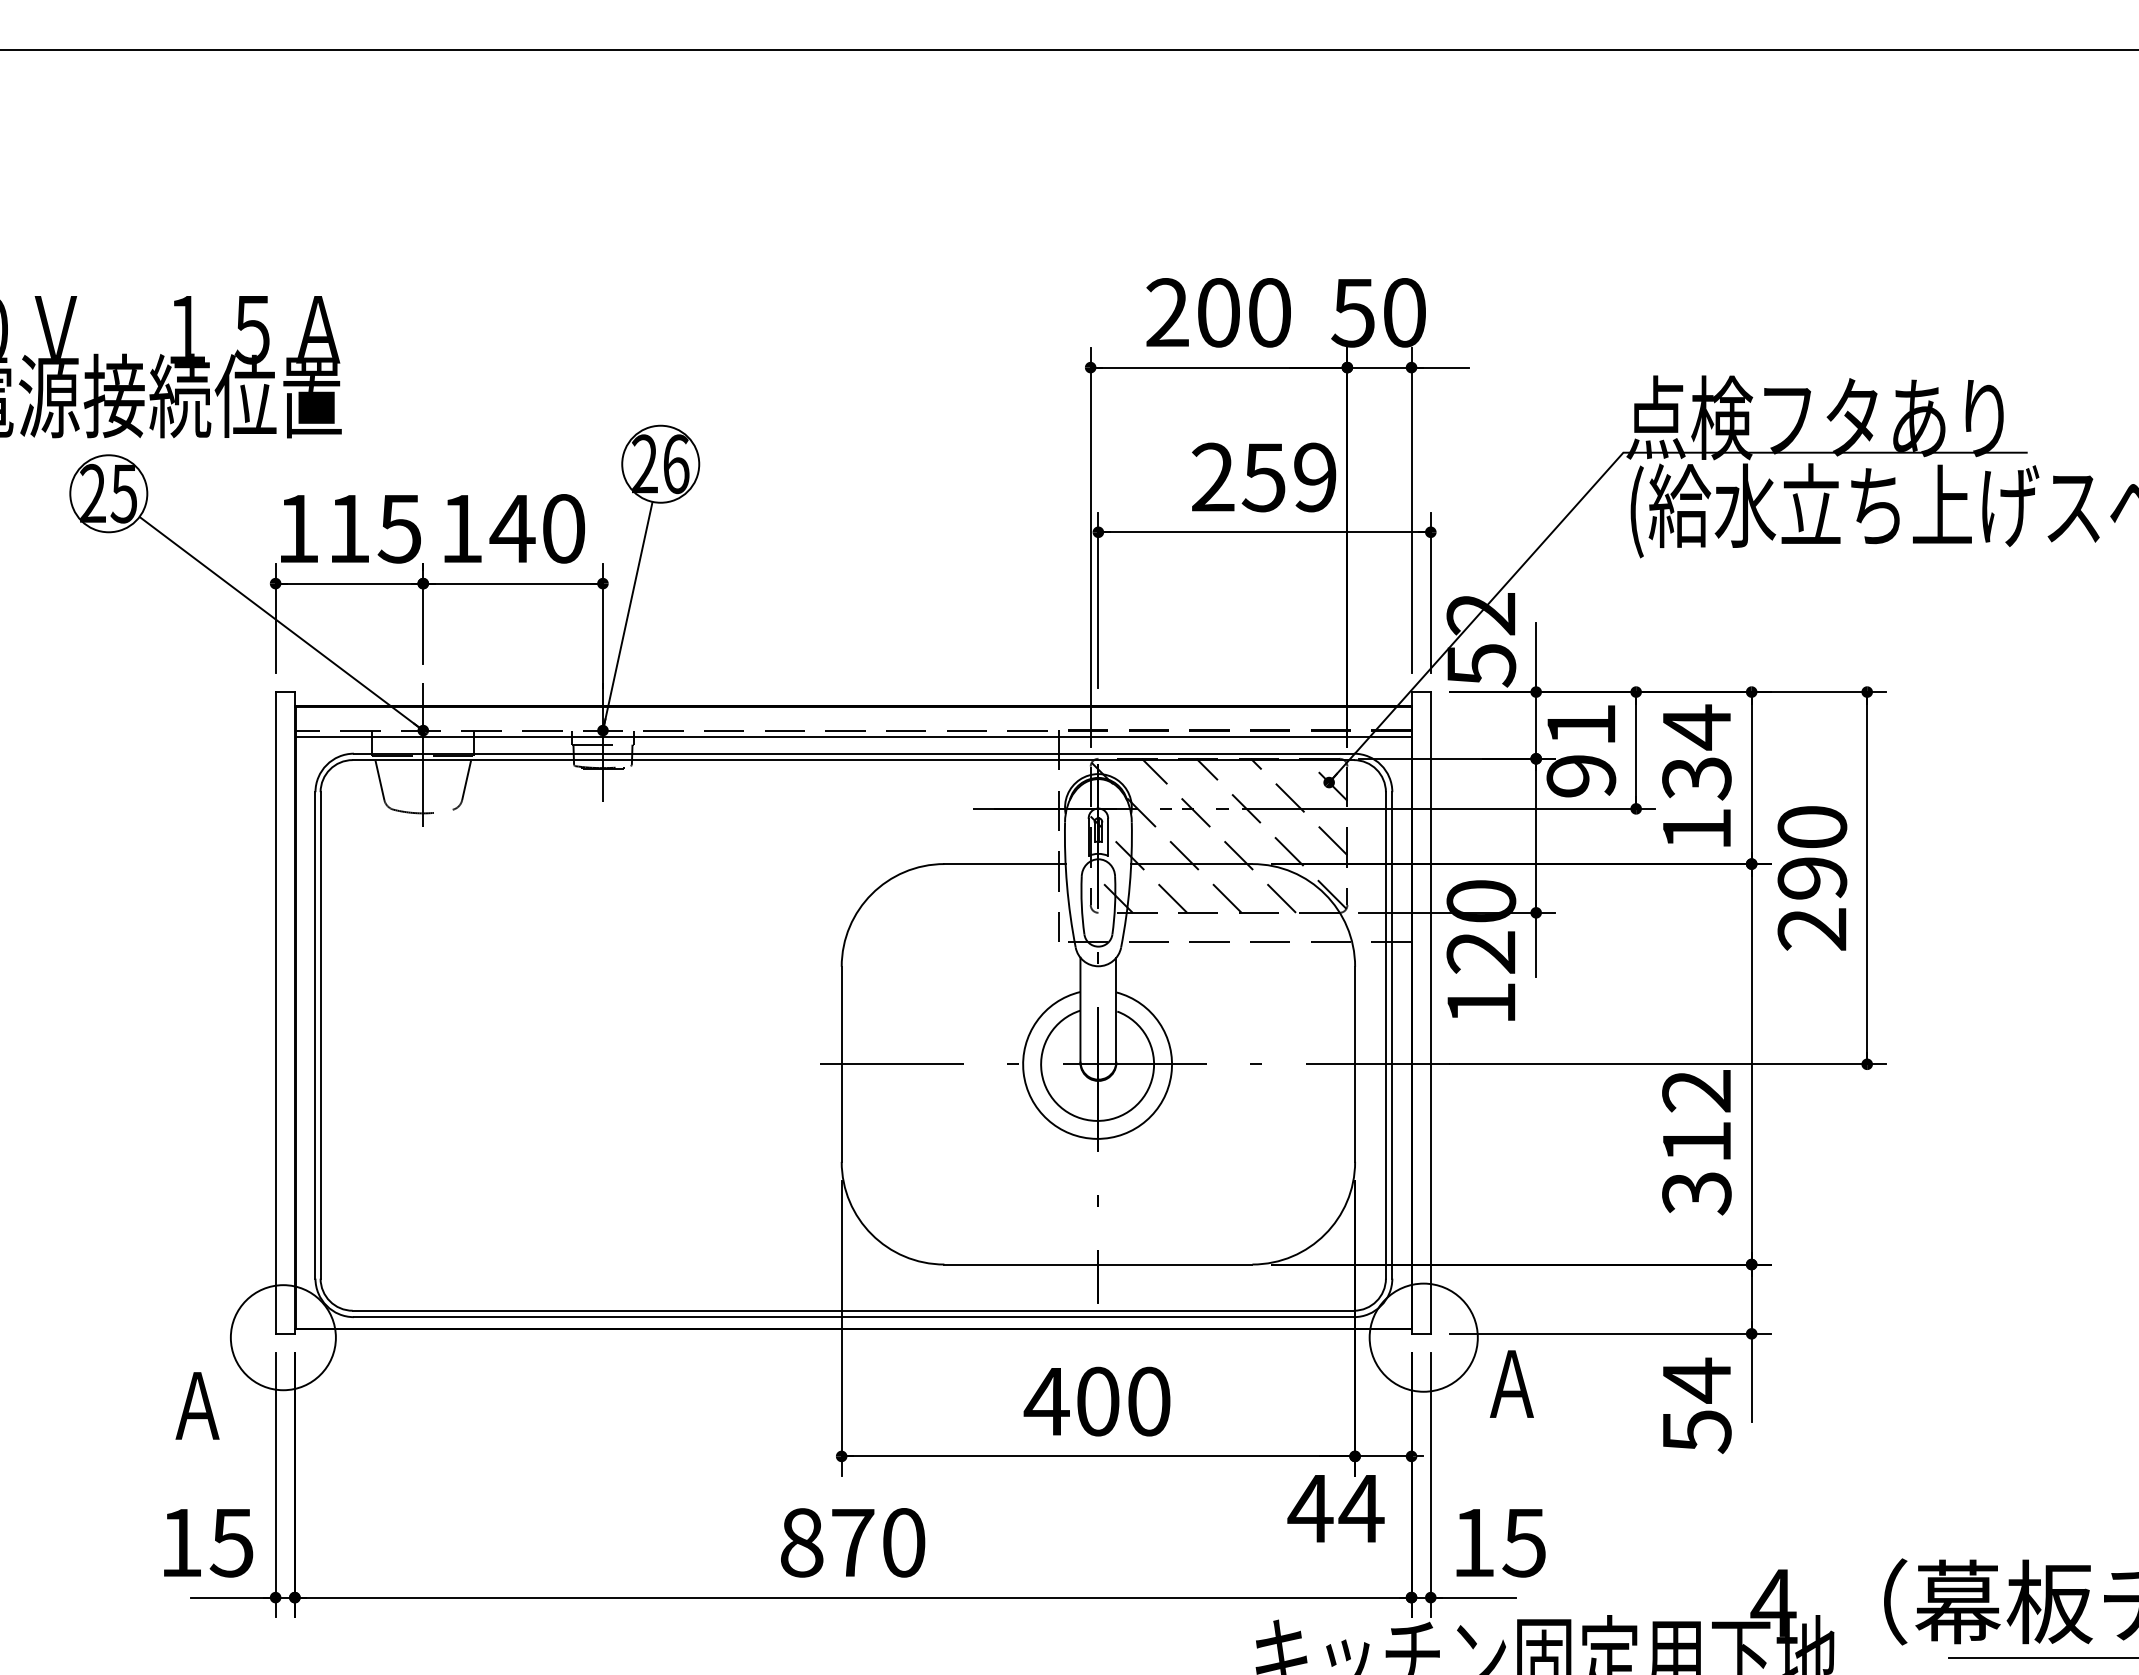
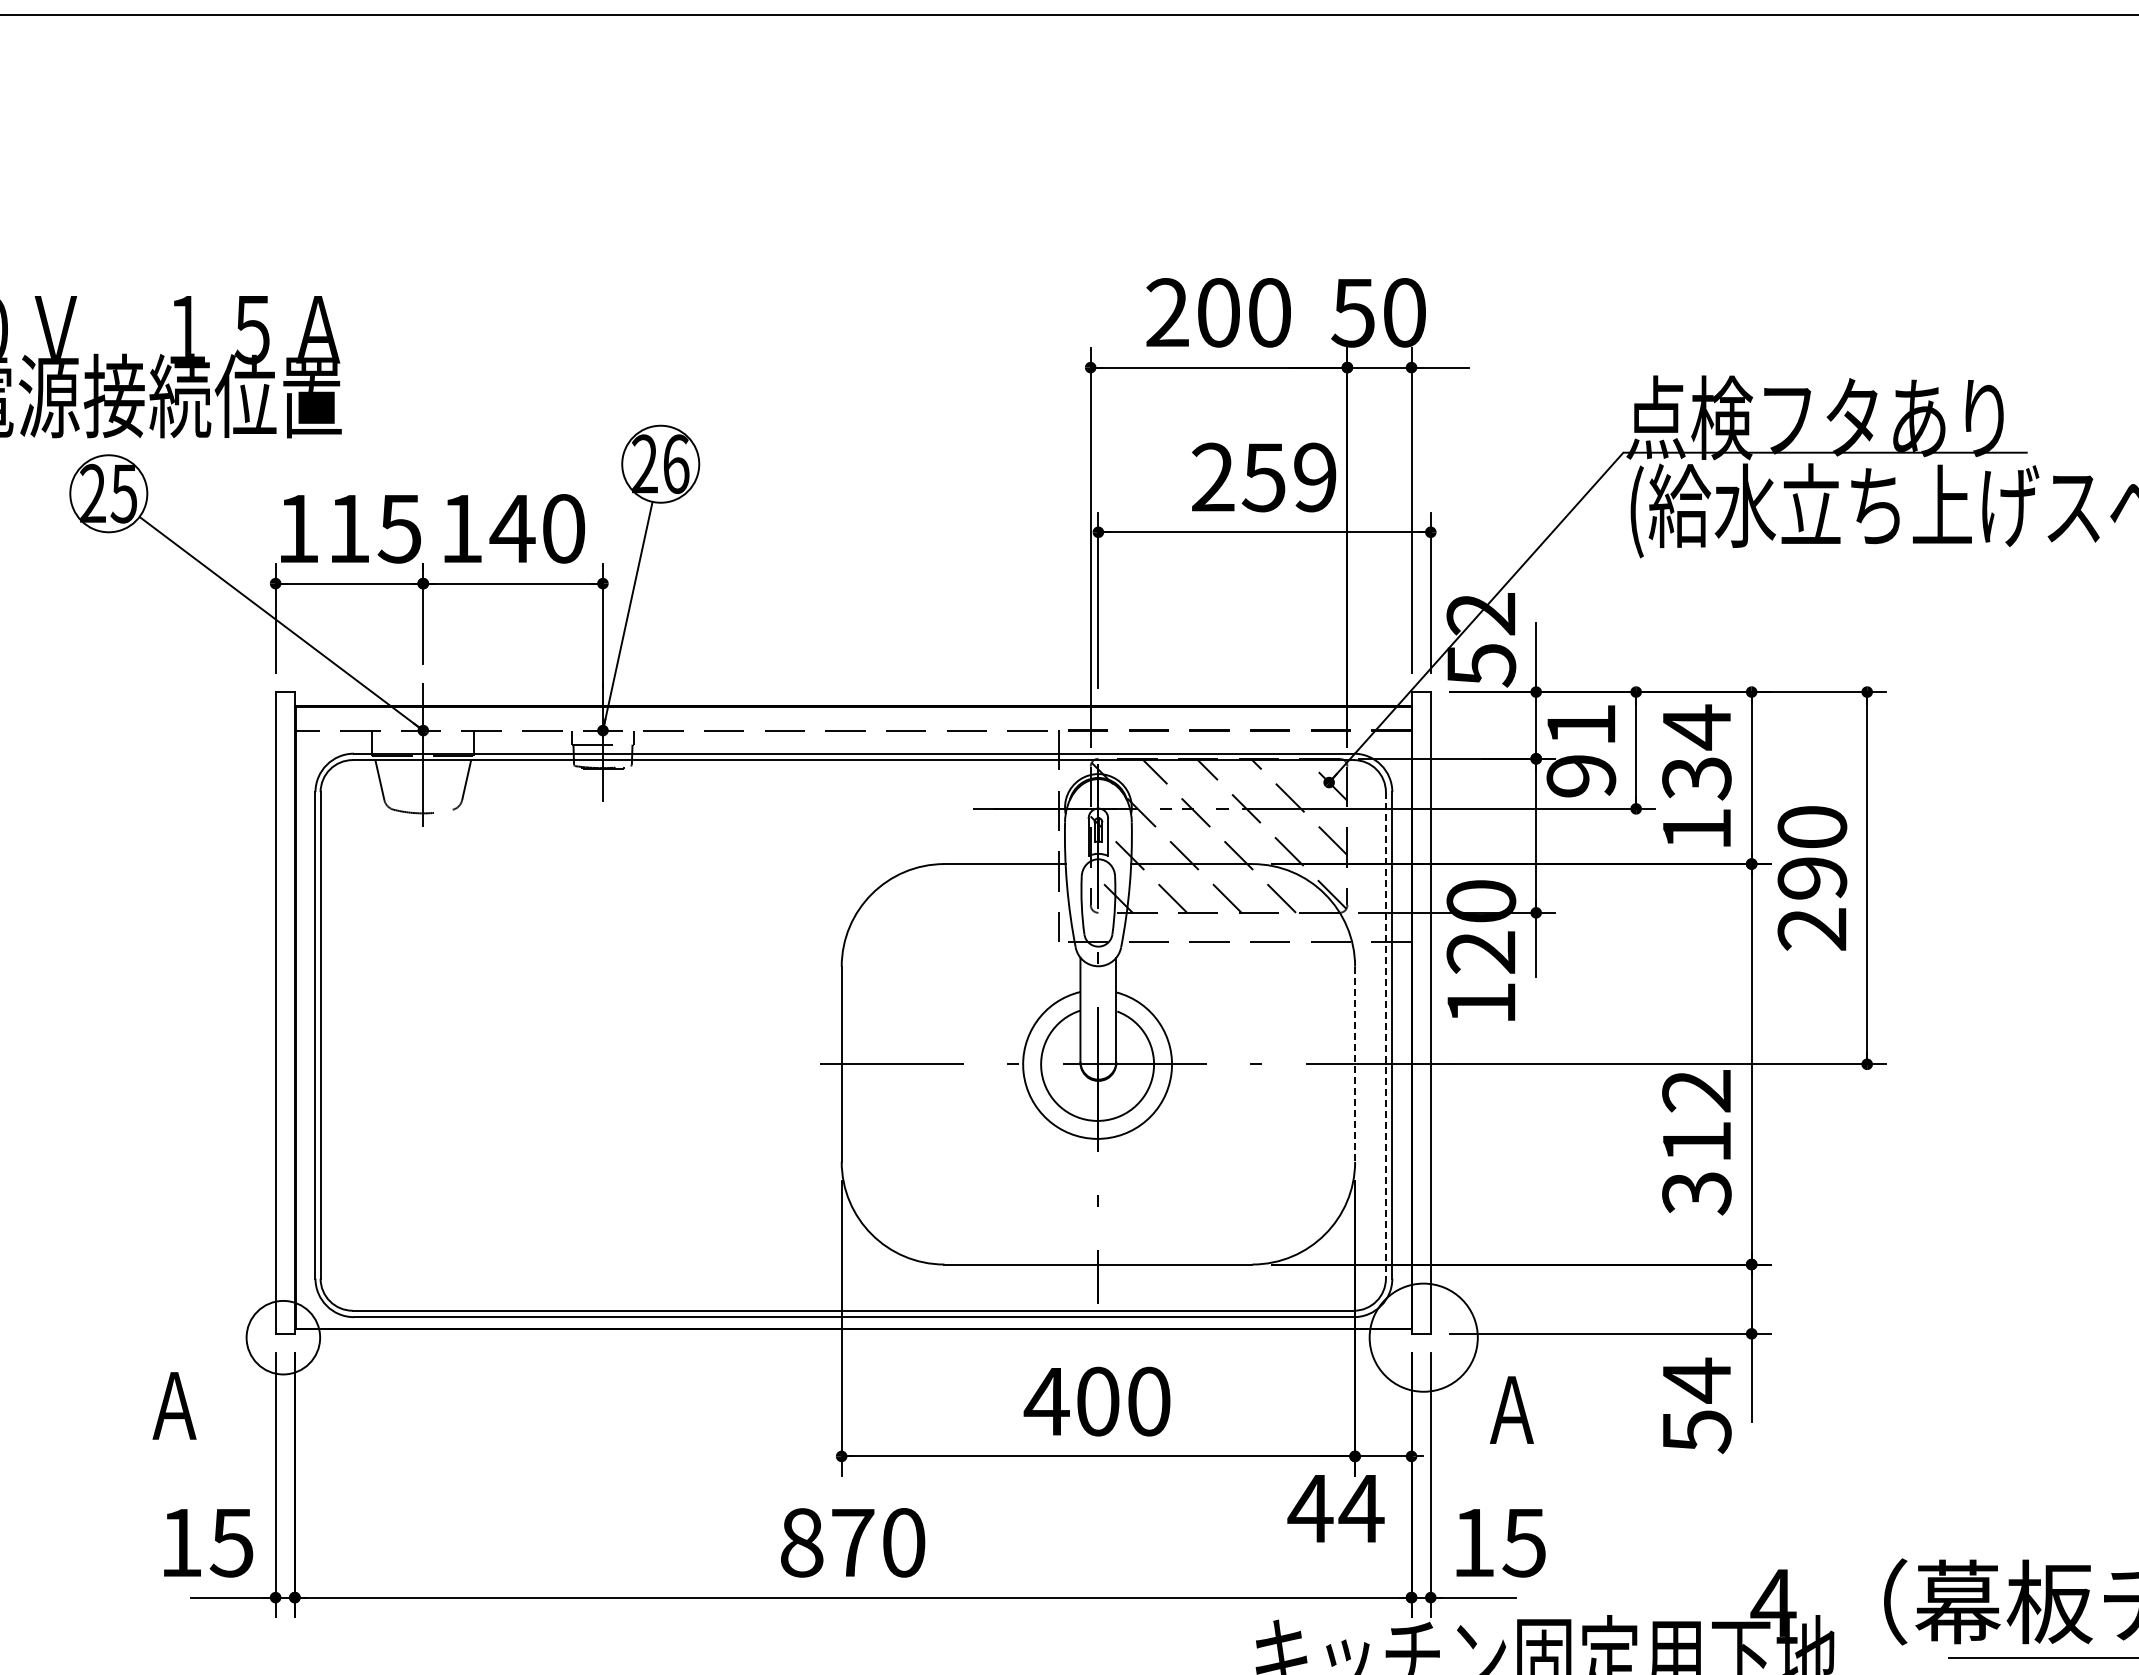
line position: (1068, 50) -> (1068, 15) (1068, 15)
line: present -> none (853, 737)
line: solid -> dashed (1385, 1035)
line: solid -> dashed (1355, 1064)
circle diameter: 105 px -> 74 px (283, 1337)
text position: (1511, 1383) -> (1511, 1409) (1511, 1409)
text position: (197, 1405) -> (174, 1405) (174, 1405)
